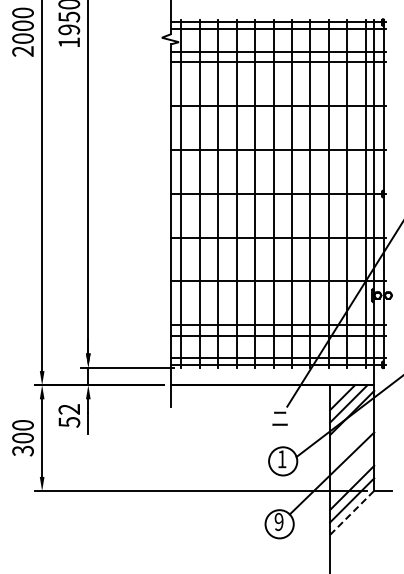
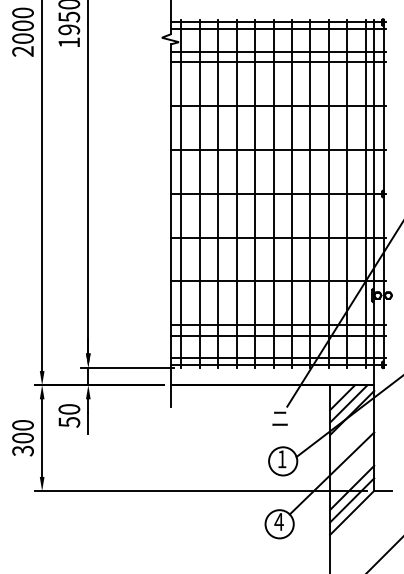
text: 52 -> 50 (69, 409)
line: dashed -> solid (352, 512)
text: 9 -> 4 (278, 521)
line: none -> present (384, 554)
